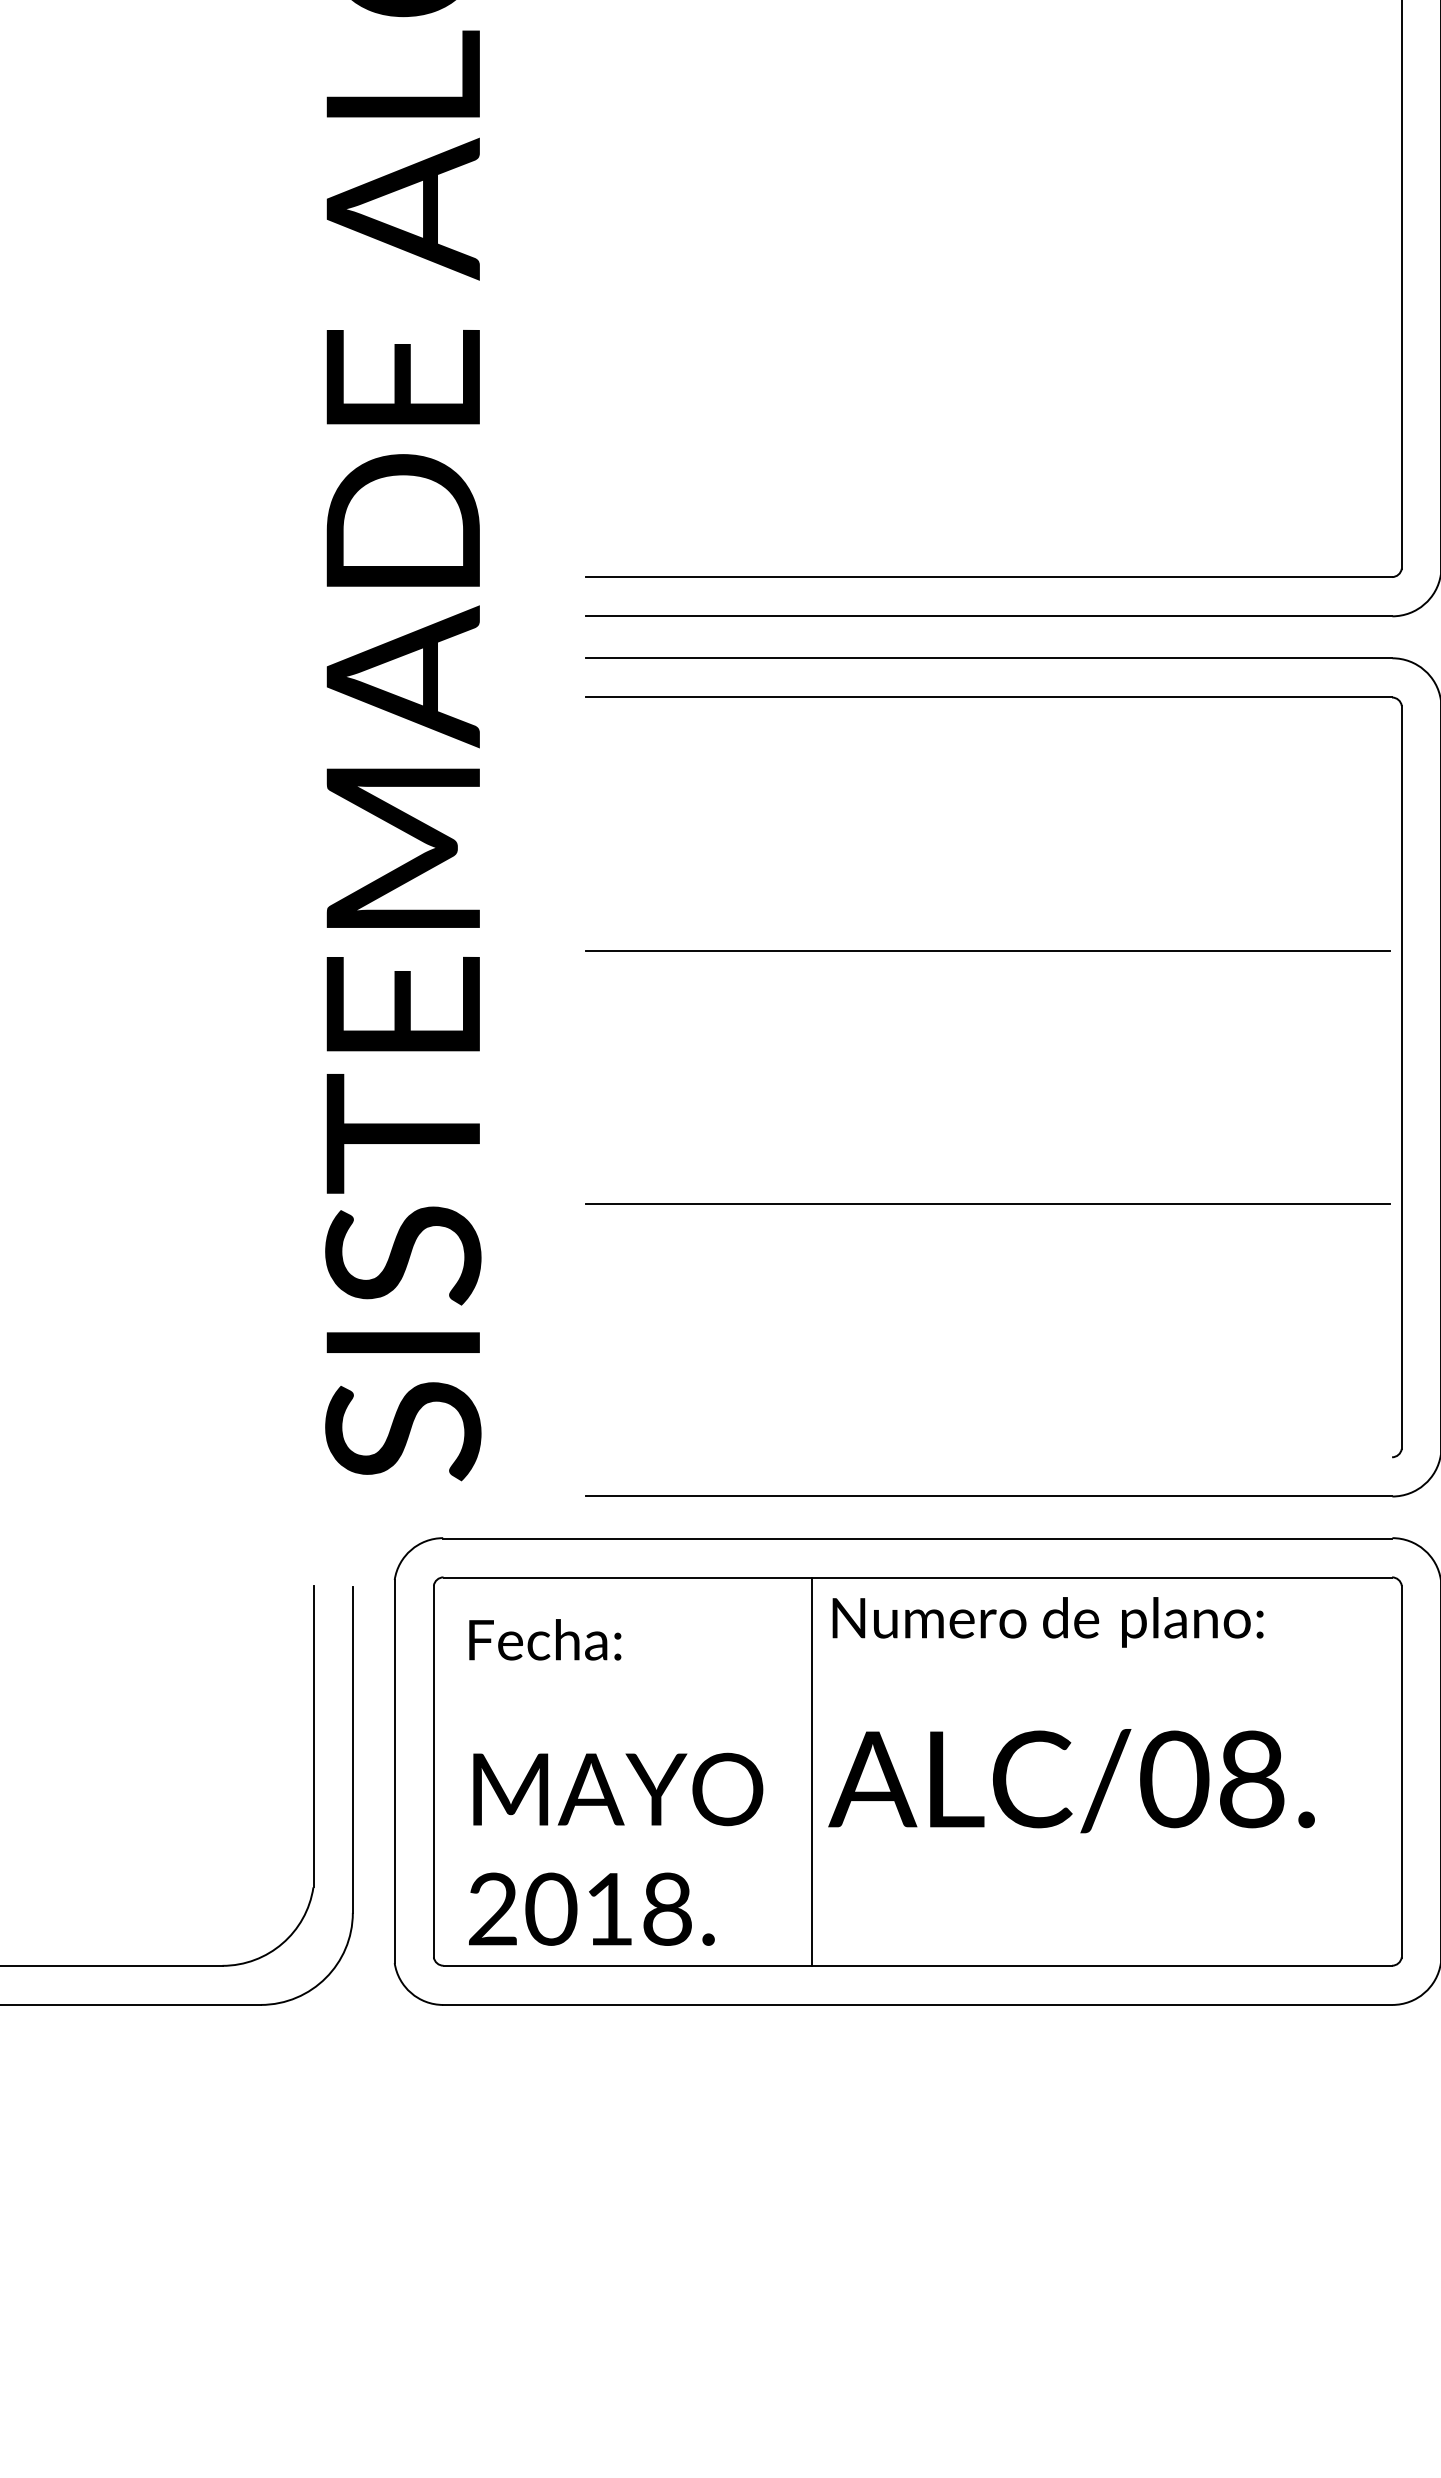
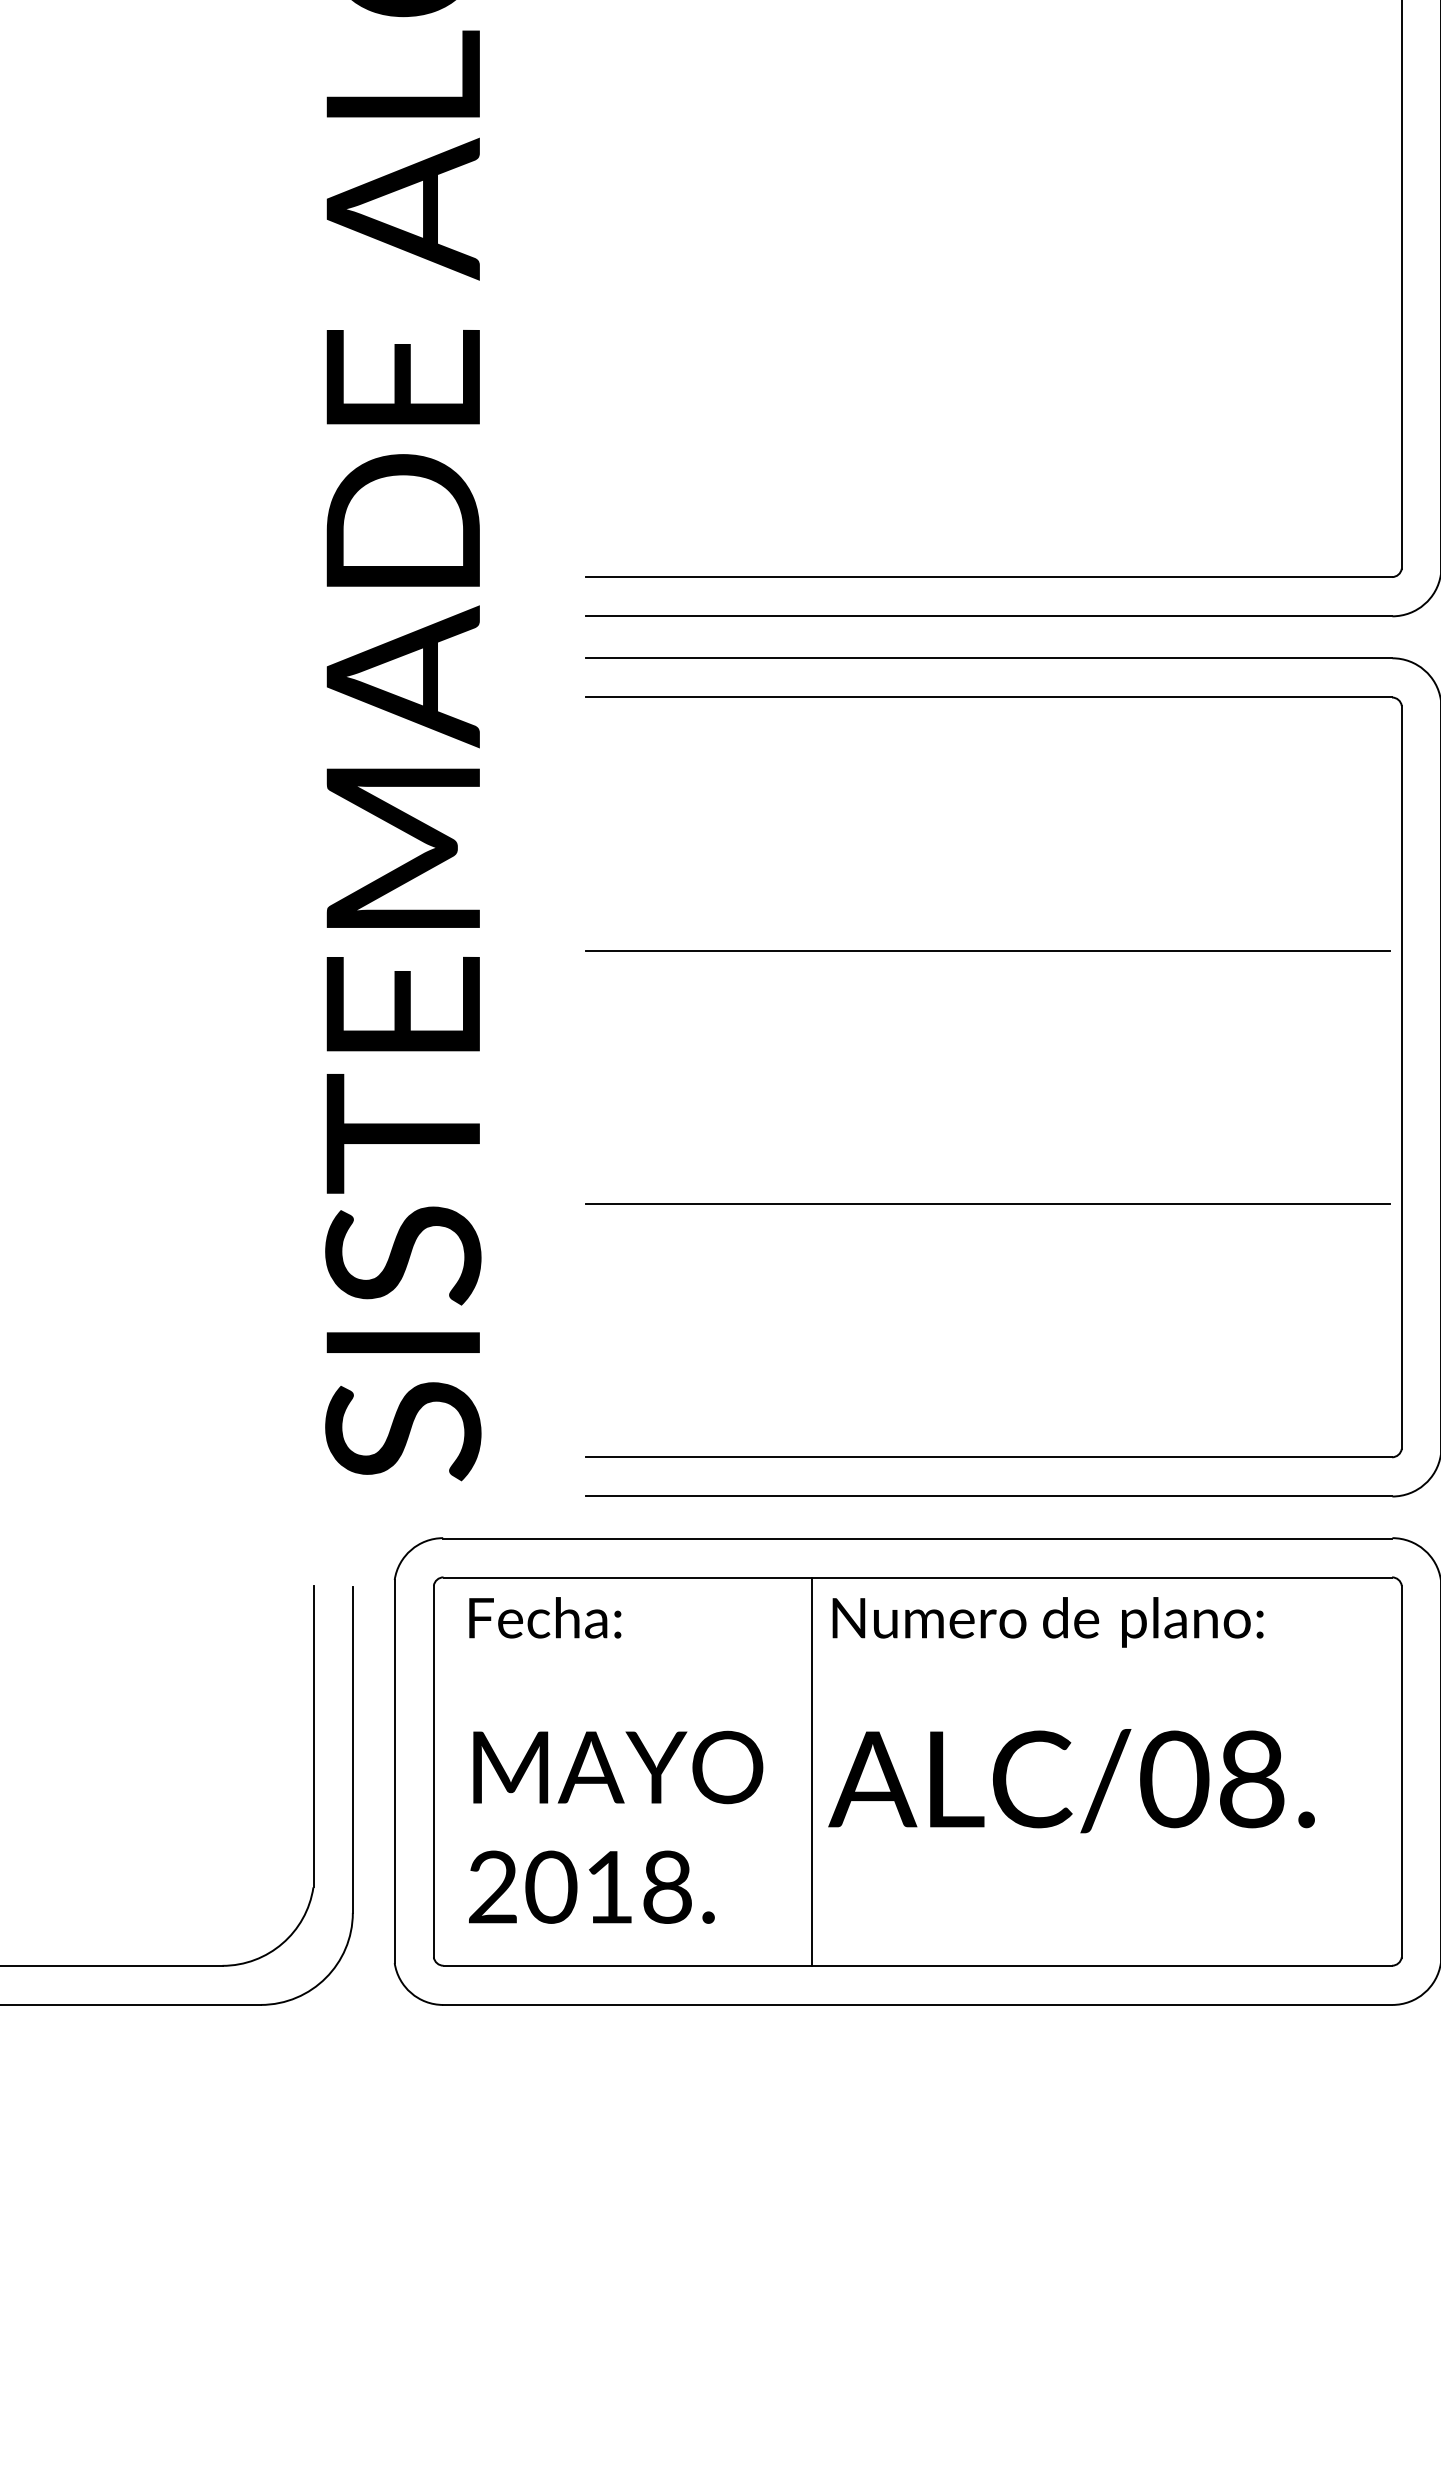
line: none -> present (988, 1457)
text position: (616, 1782) -> (616, 1760) (616, 1760)
